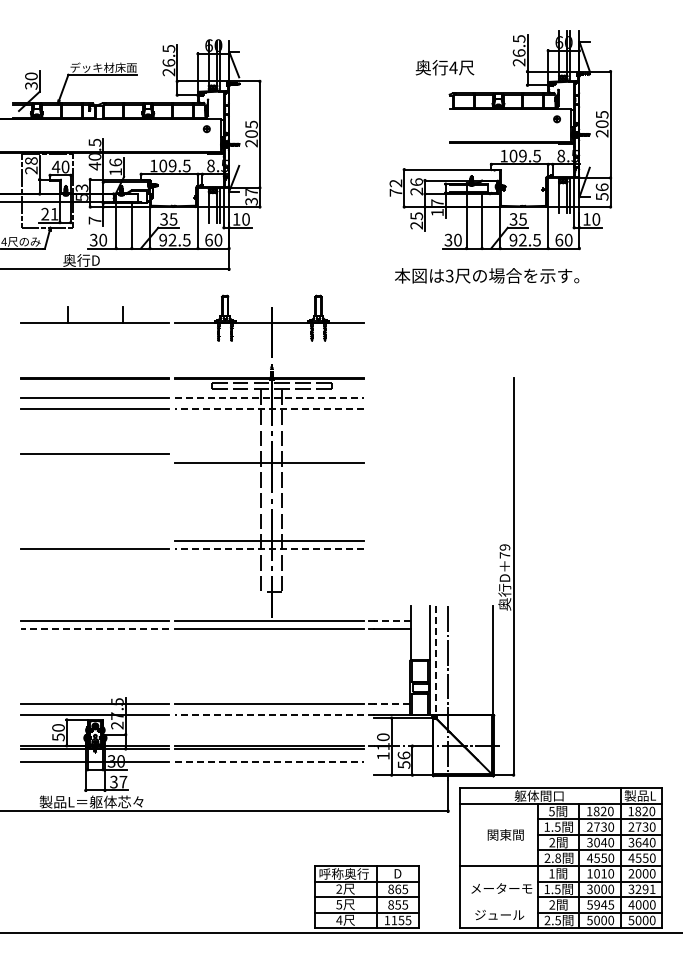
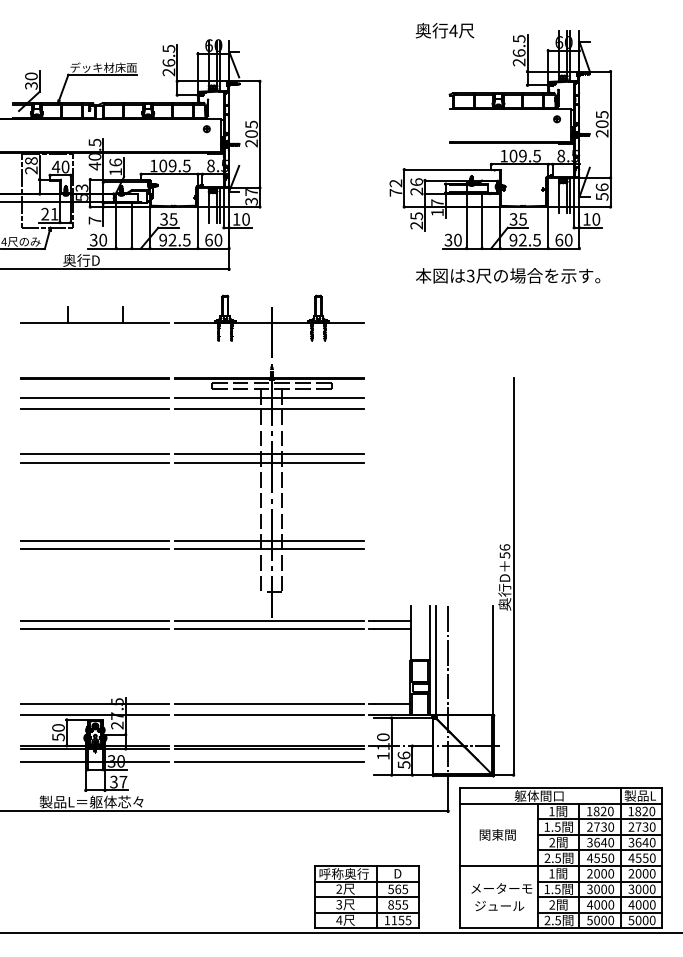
text position: (444, 67) -> (444, 30) (444, 30)
text position: (487, 275) -> (508, 275) (508, 275)
line: dashed -> solid (269, 397)
line: dashed -> solid (269, 408)
line: none -> present (268, 454)
line: none -> present (95, 462)
line: none -> present (95, 540)
line: dashed -> solid (269, 549)
text: 79 -> 56 (504, 551)
line: dashed -> solid (392, 620)
line: dashed -> solid (95, 629)
line: dashed -> solid (435, 660)
line: dashed -> solid (391, 704)
line: dashed -> solid (269, 714)
line: dashed -> solid (269, 761)
text: 5 -> 1 (551, 811)
text position: (505, 834) -> (497, 834) (497, 834)
text: 3040 -> 3640 (596, 842)
text: 2.8 -> 2.5 (557, 857)
text: 1010 -> 2000 (596, 873)
text: 865 -> 565 (390, 888)
text: 3291 -> 3000 (645, 889)
text: 5 -> 3 (338, 904)
text: 5945 -> 4000 (600, 904)
text position: (499, 915) -> (499, 906) (499, 906)
